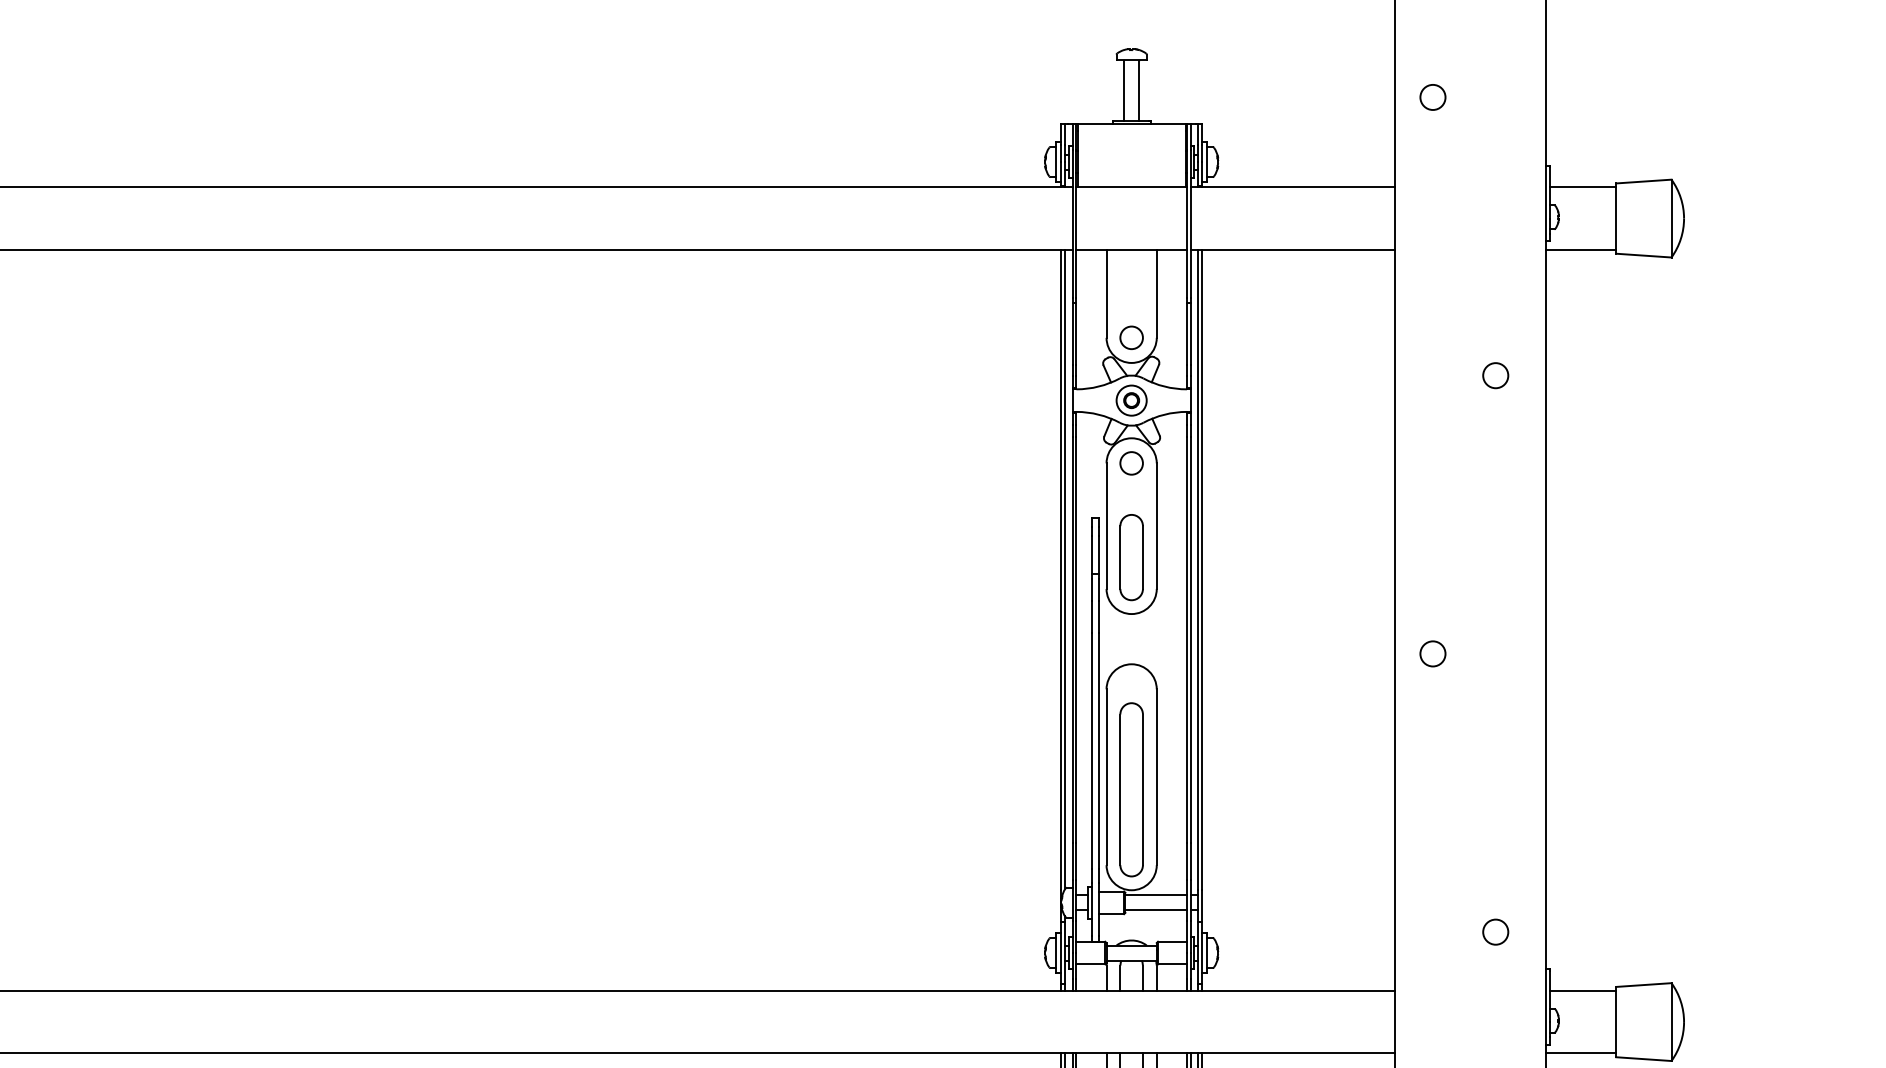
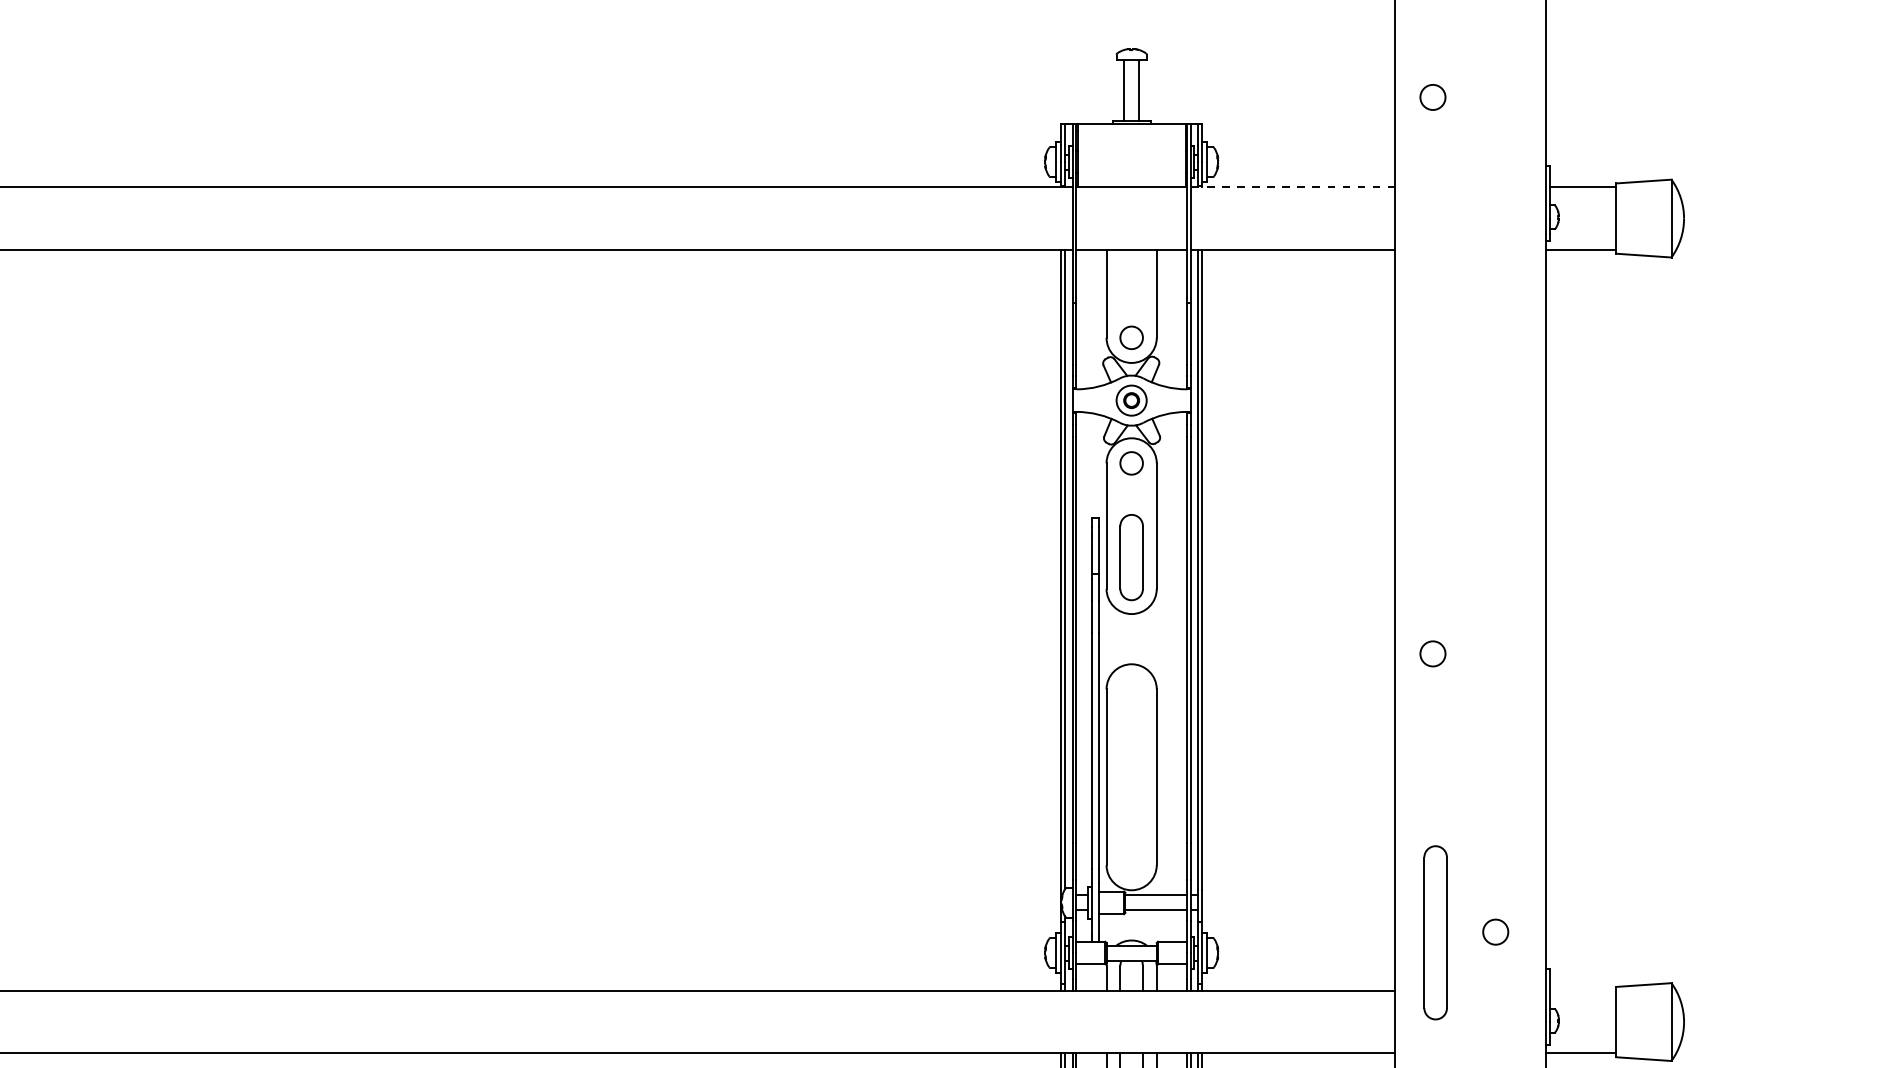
line: solid -> dashed (1292, 187)
circle: present -> none (1495, 375)
part position: (1131, 789) -> (1435, 932) (1435, 932)
line: present -> none (1582, 990)
